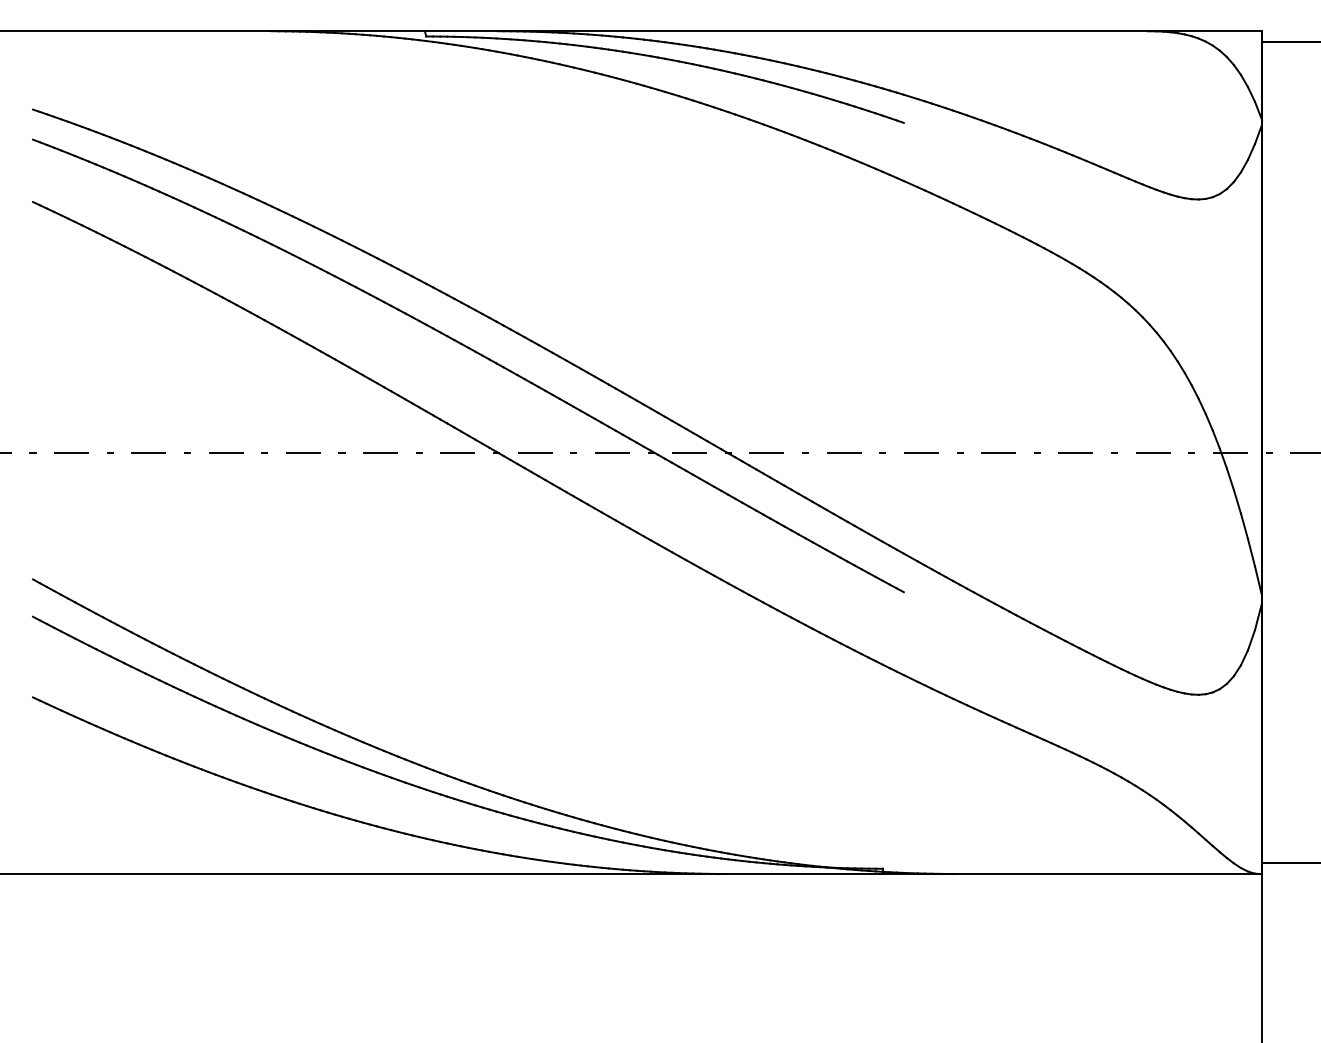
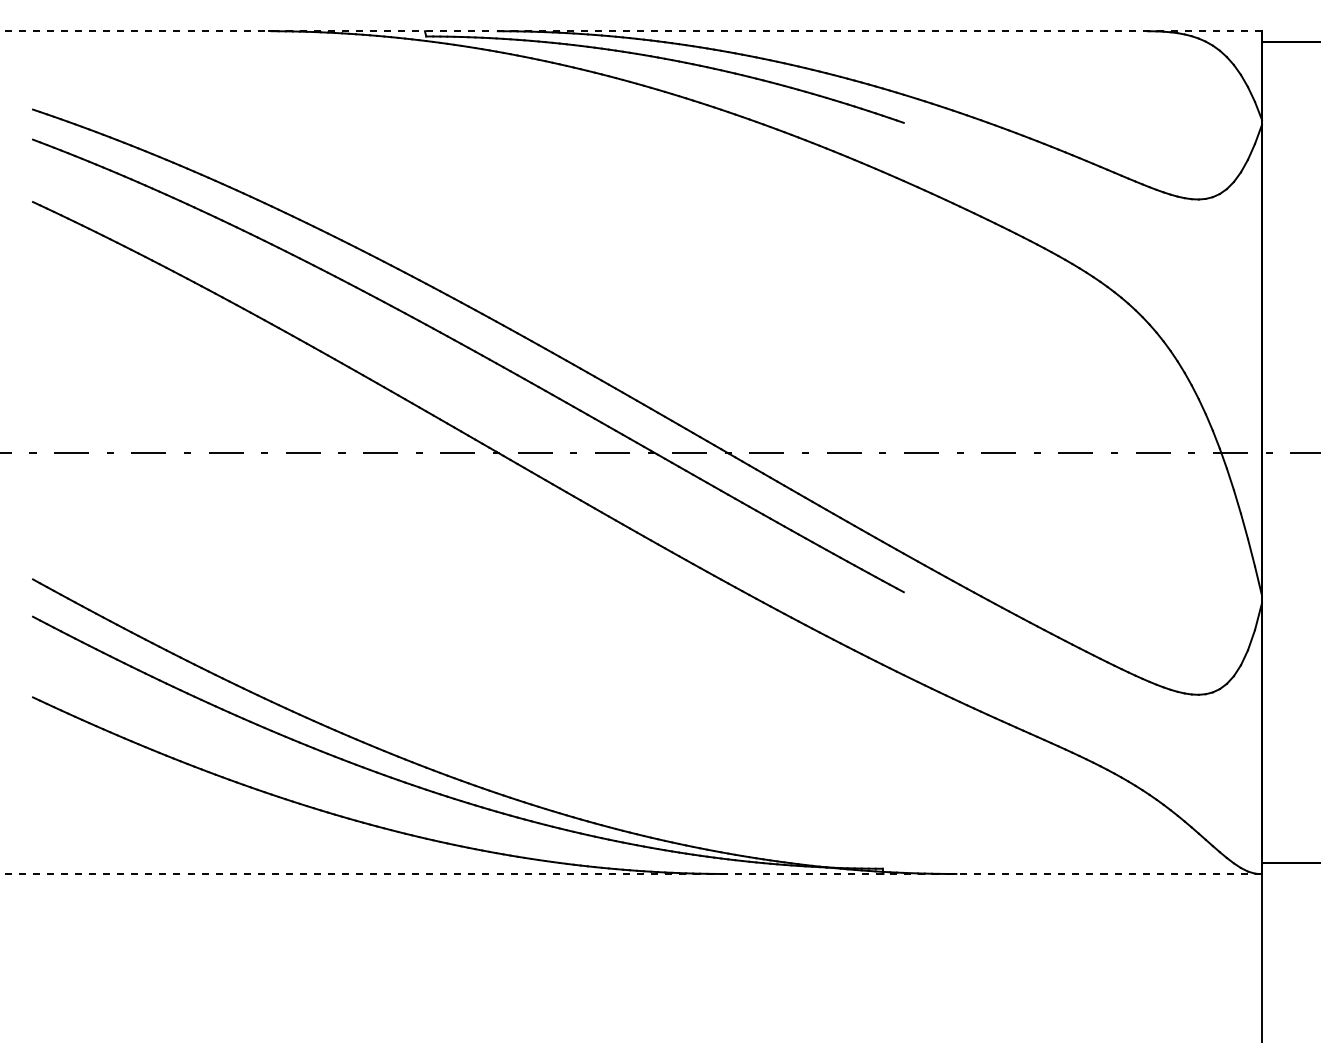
line: solid -> dashed (631, 31)
line: solid -> dashed (631, 874)
